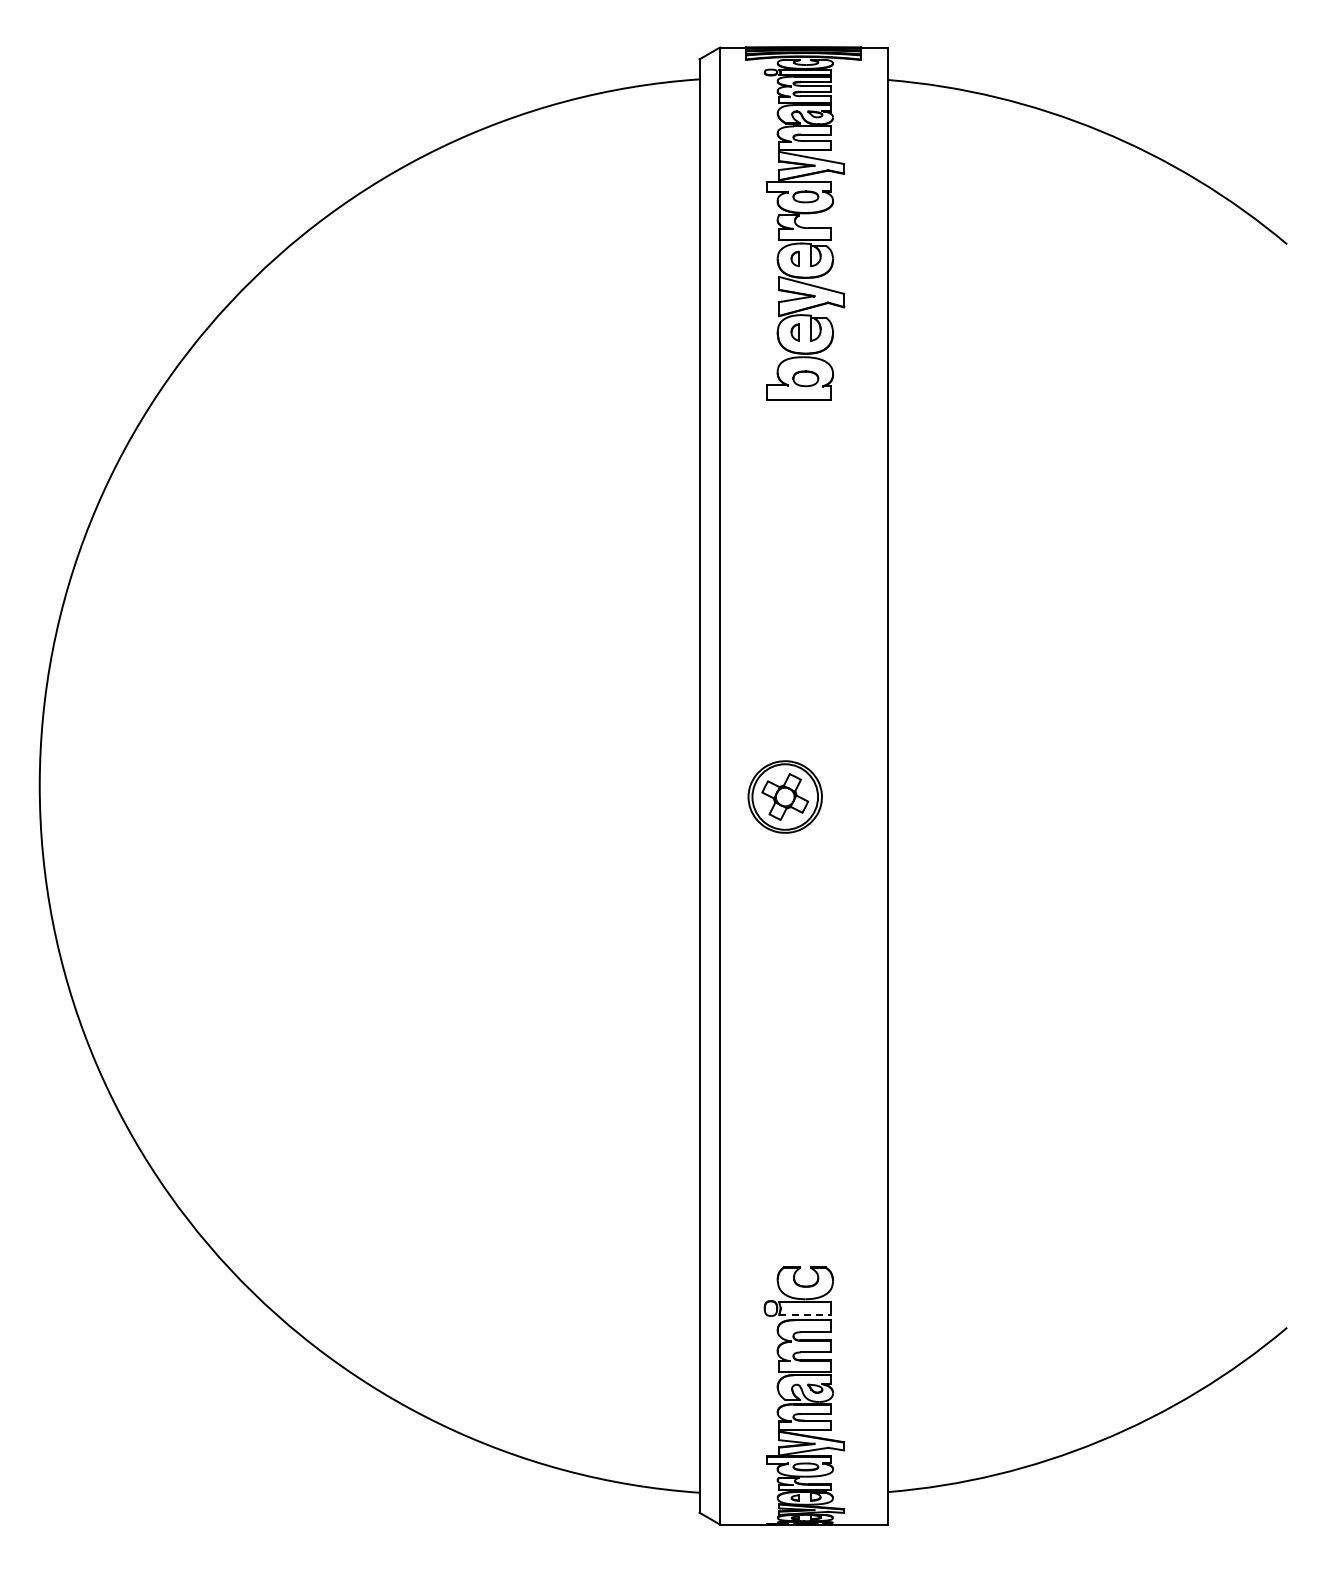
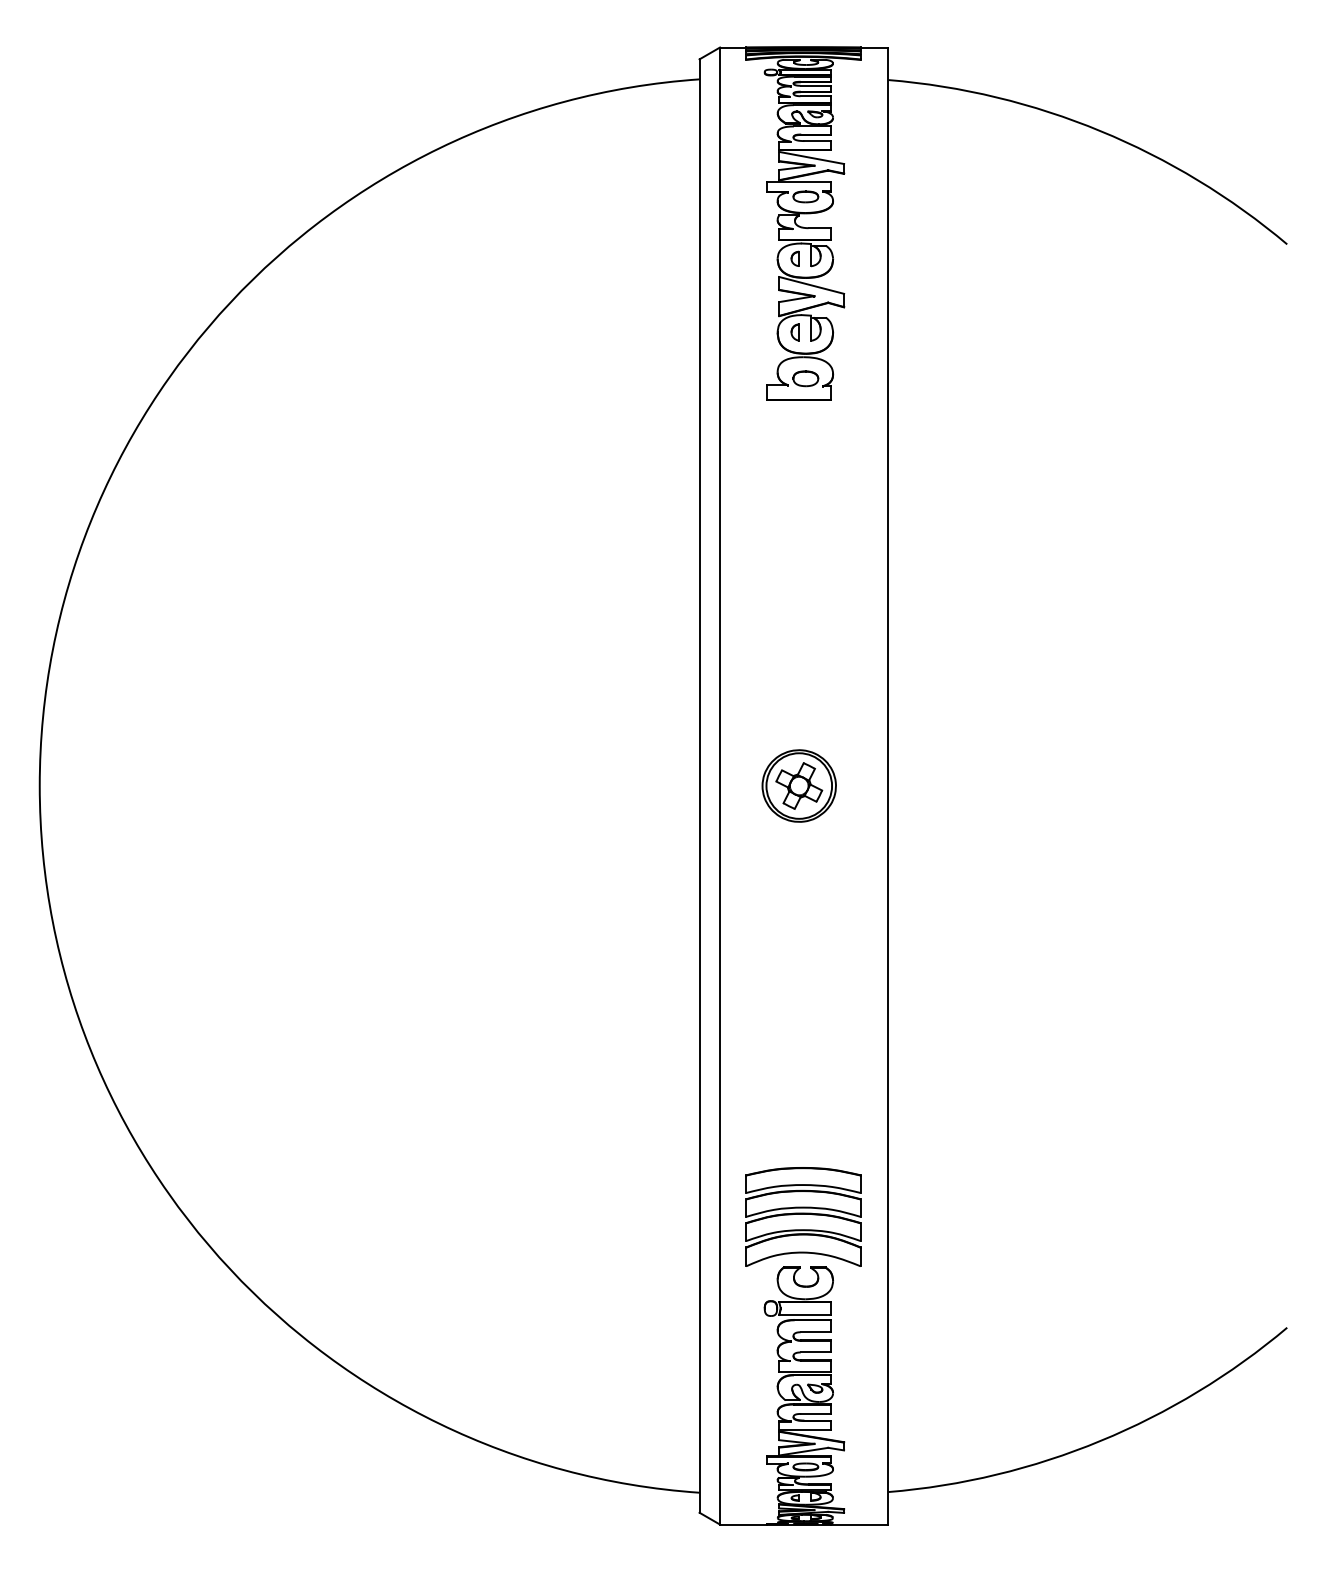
part position: (784, 796) -> (798, 785) (798, 785)
part: none -> present (803, 1216)
line: dashed -> solid (805, 1315)
